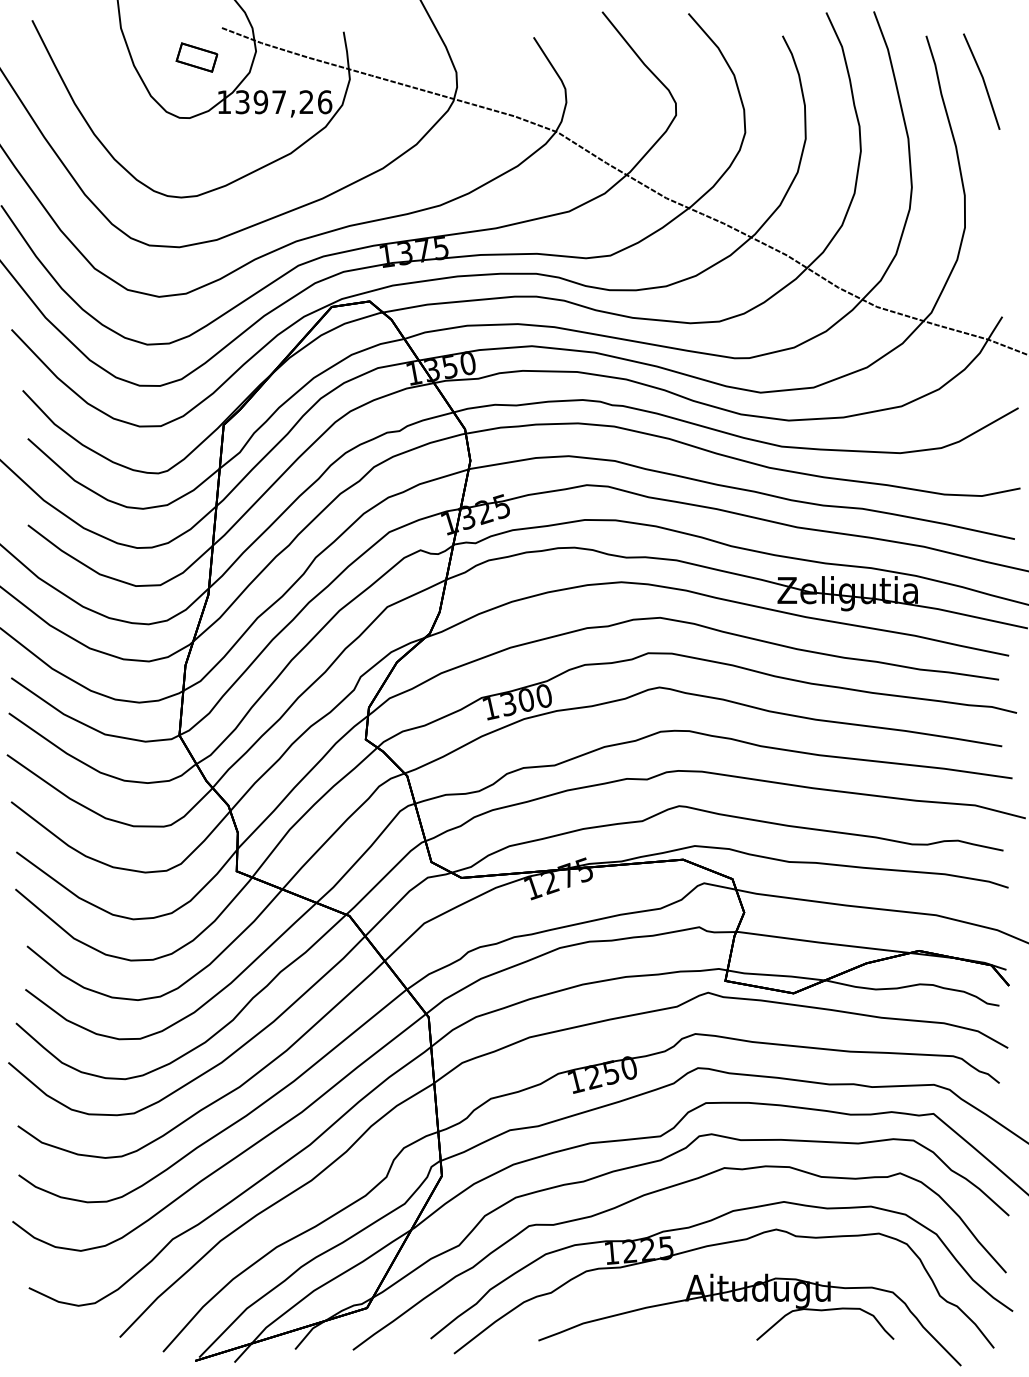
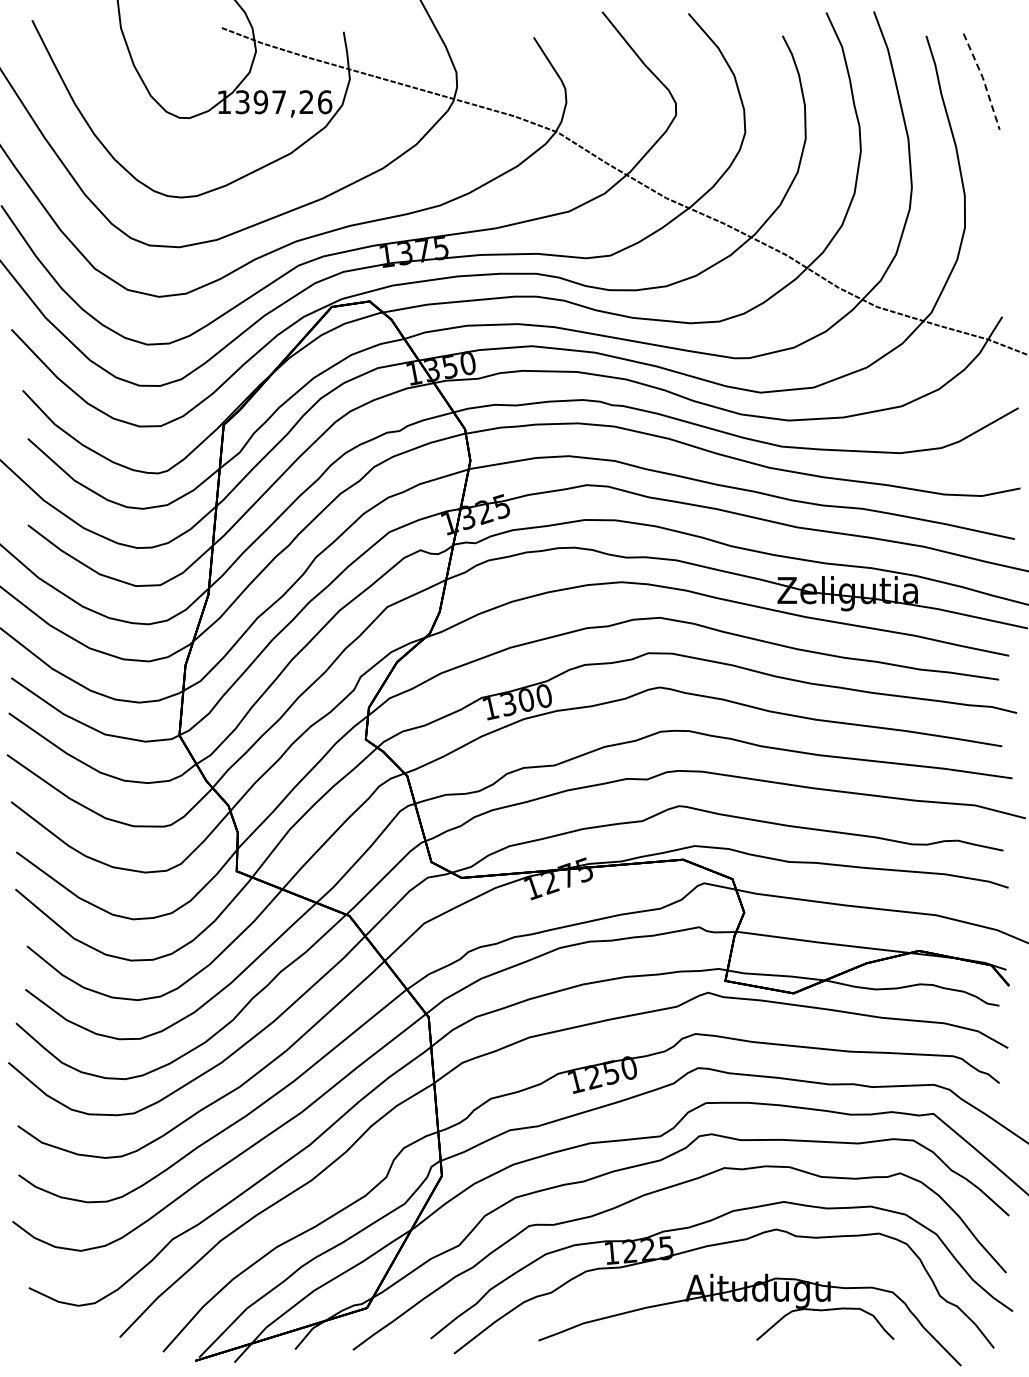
part: present -> none (196, 57)
line: solid -> dashed (983, 80)
